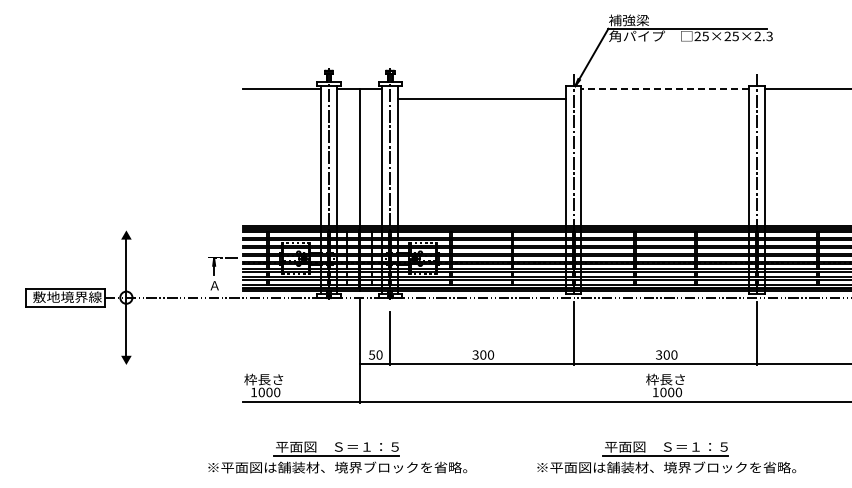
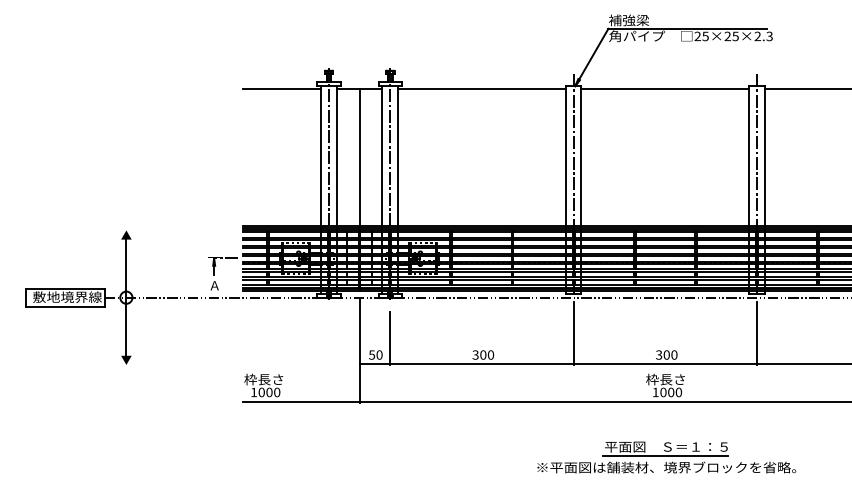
line: dashed -> solid (664, 89)
line position: (481, 99) -> (481, 89) (481, 89)
part: present -> none (337, 457)
